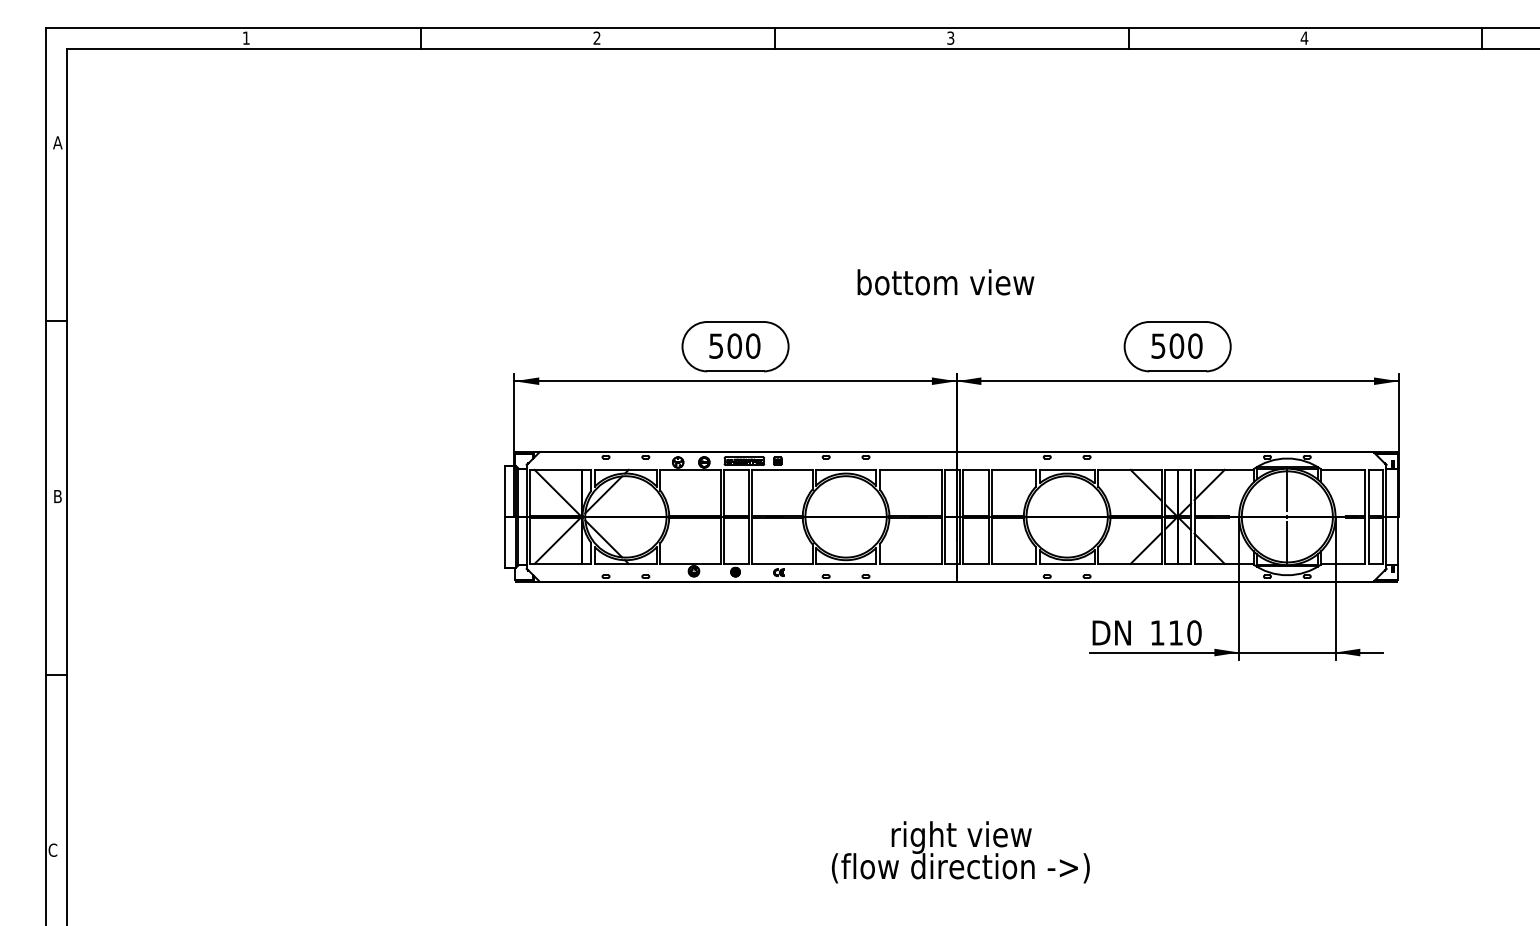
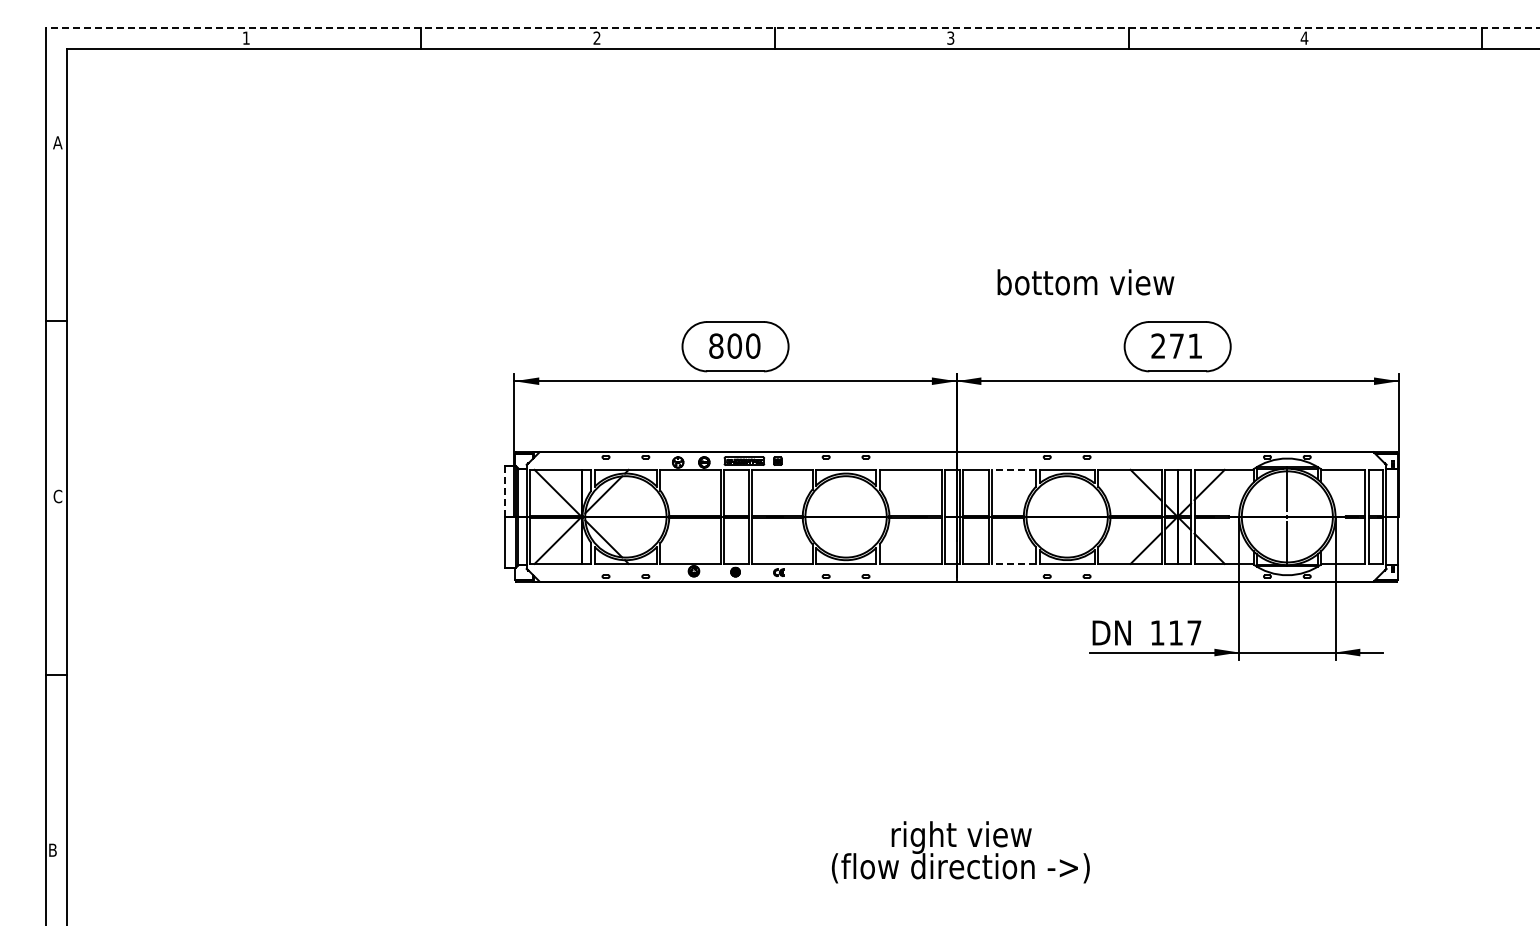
line: solid -> dashed (792, 27)
text position: (945, 282) -> (1085, 282) (1085, 282)
text: 500 -> 800 (716, 345)
text: 500 -> 271 (1176, 345)
line: solid -> dashed (1014, 469)
line: solid -> dashed (504, 491)
text: B -> C (57, 496)
line: solid -> dashed (1014, 563)
text: 110 -> 117 (1194, 632)
text: C -> B (52, 849)
